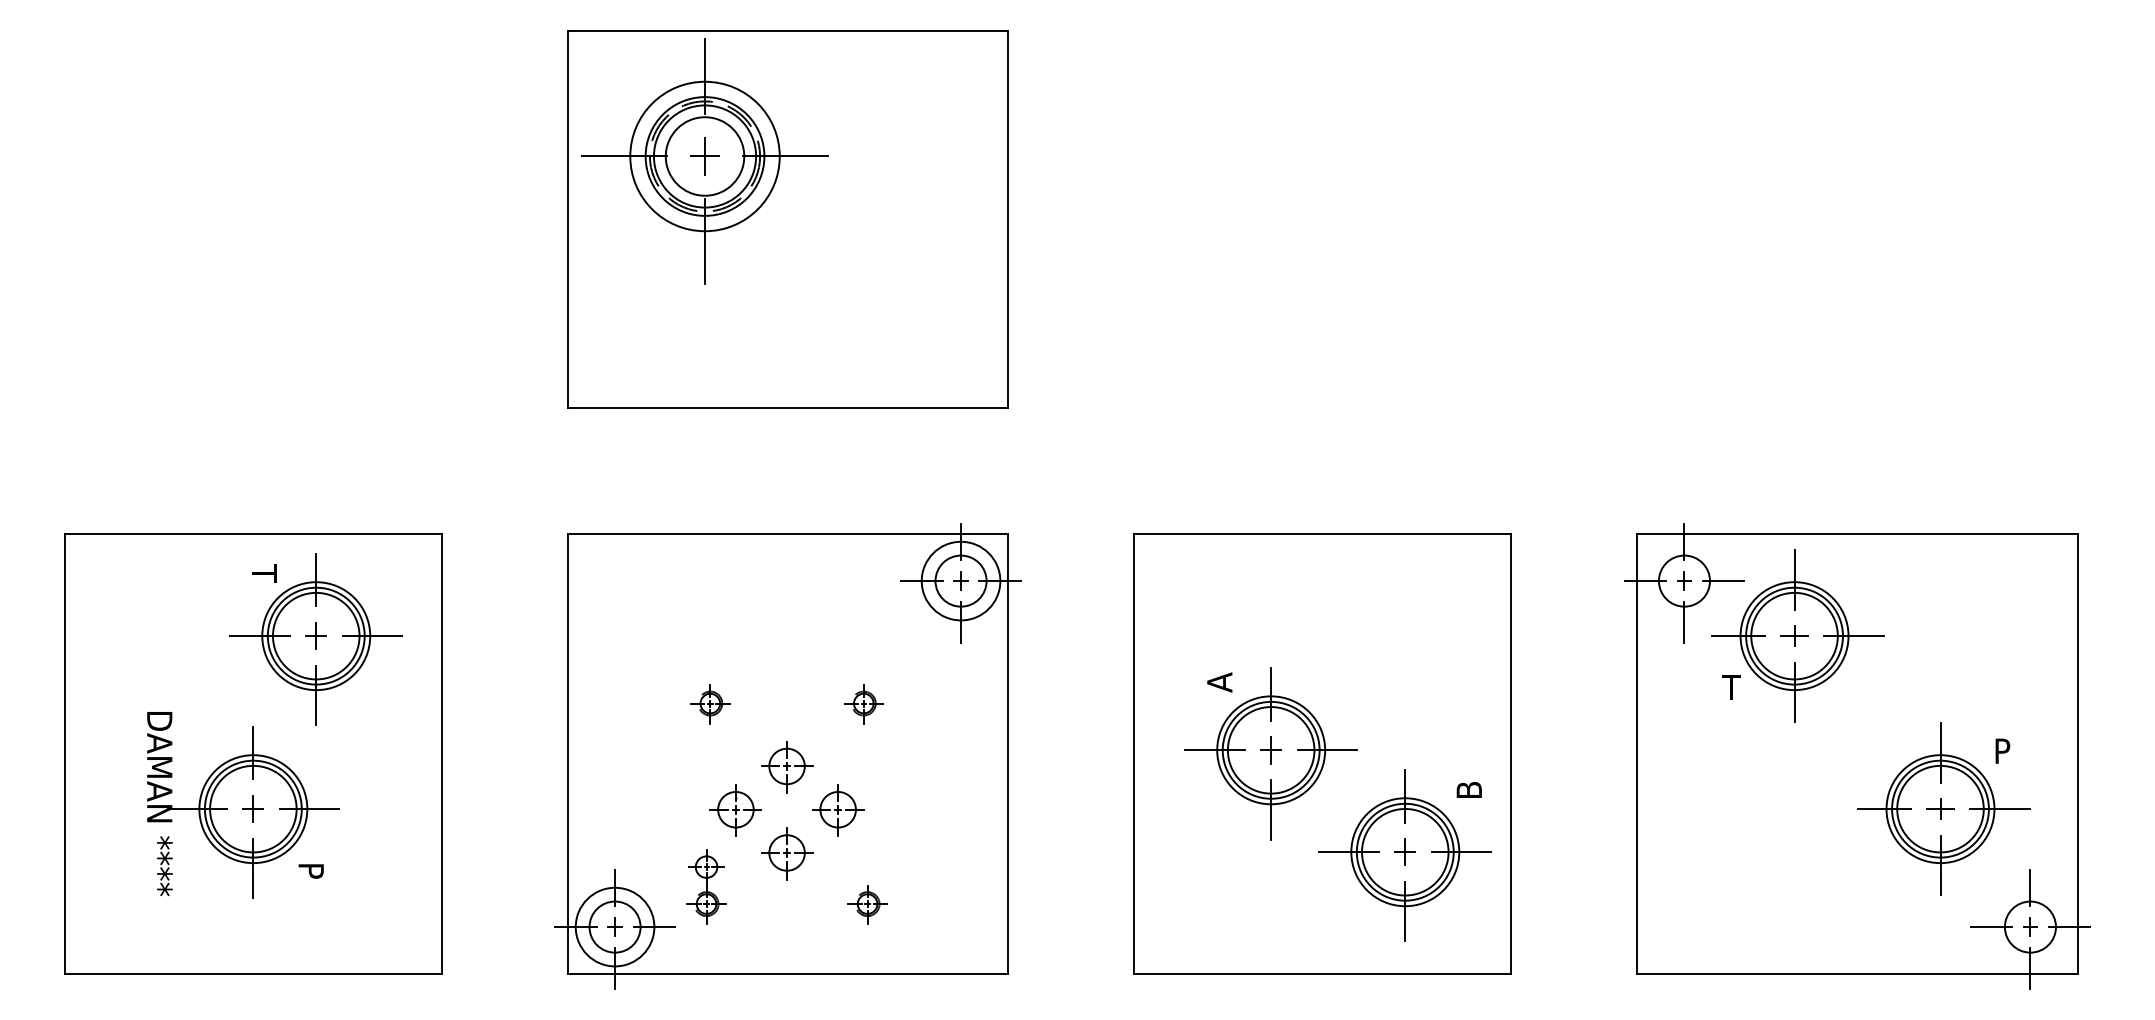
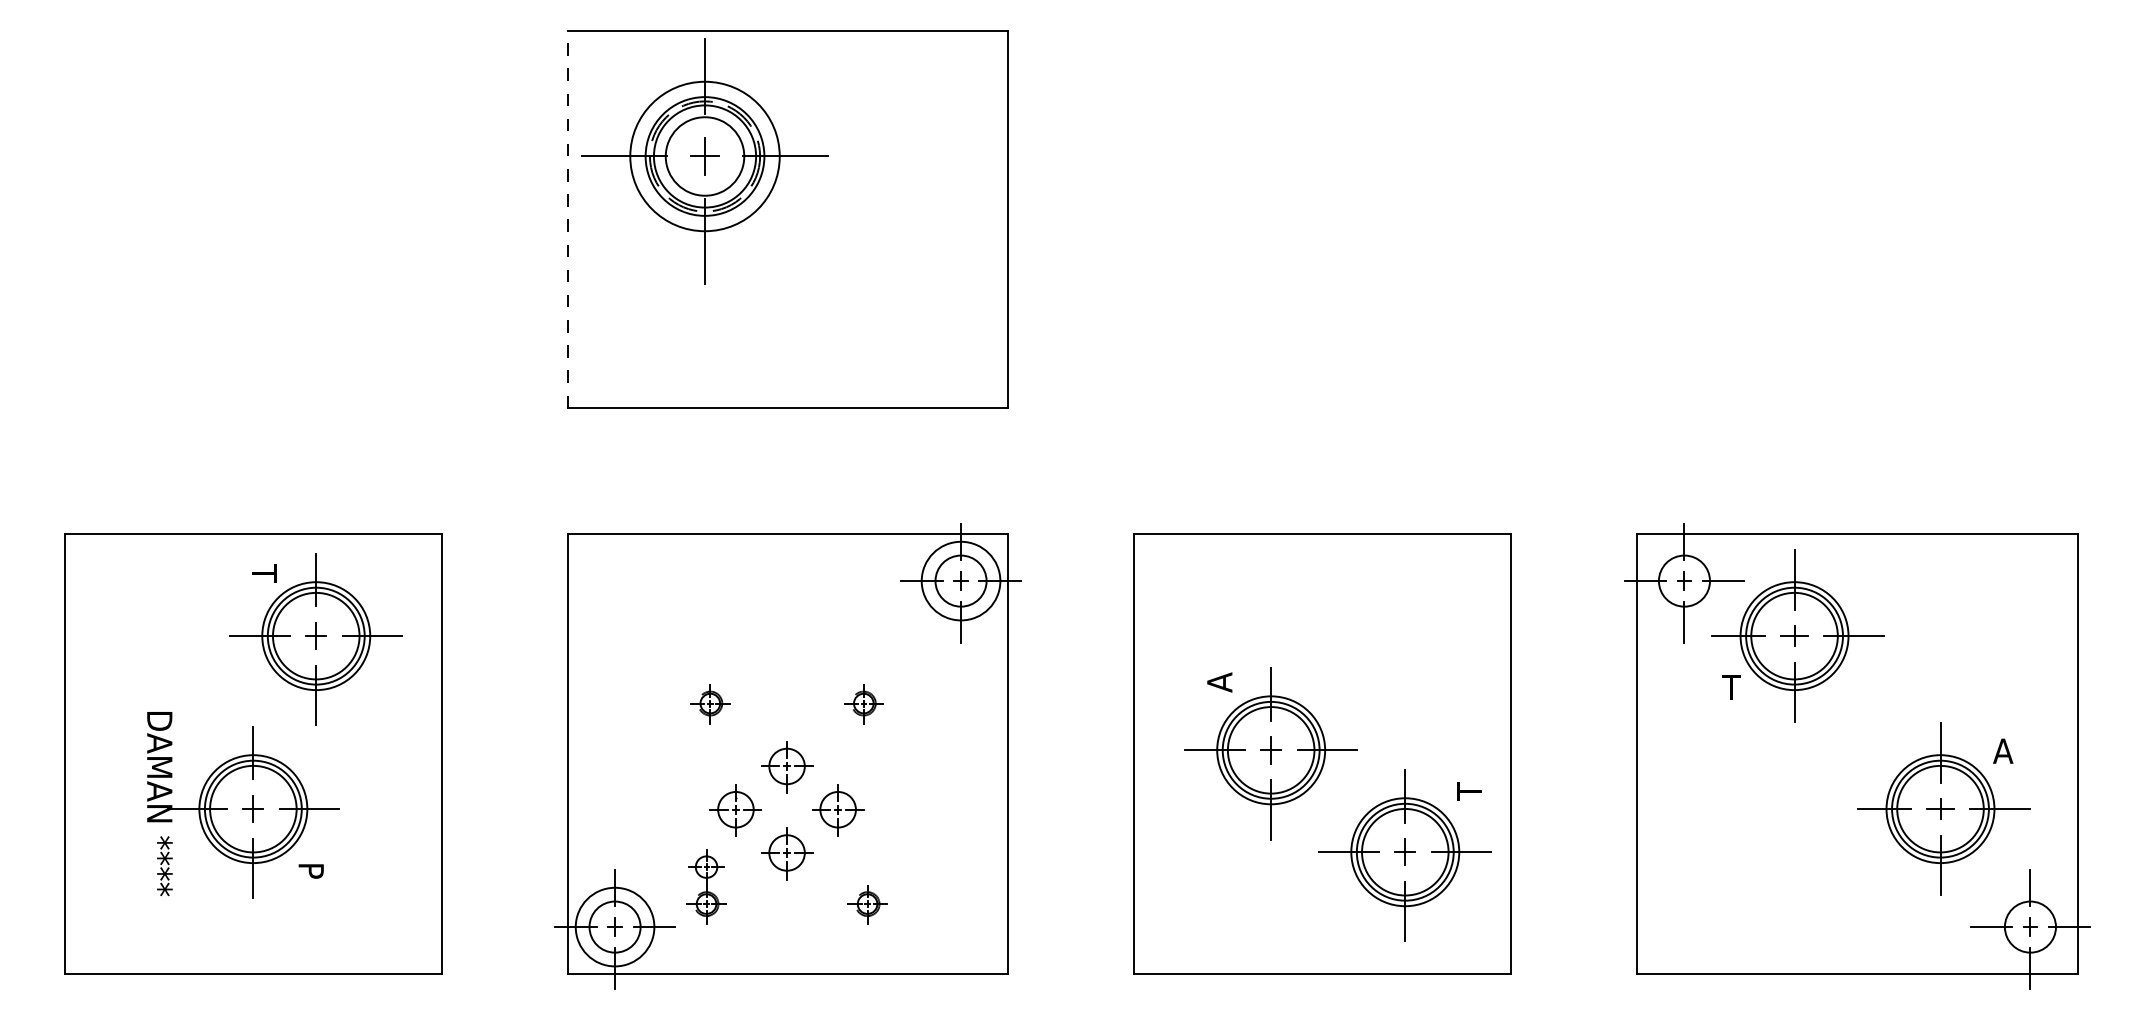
line: solid -> dashed (567, 219)
text: P -> A (2003, 750)
text: B -> T (1468, 791)
